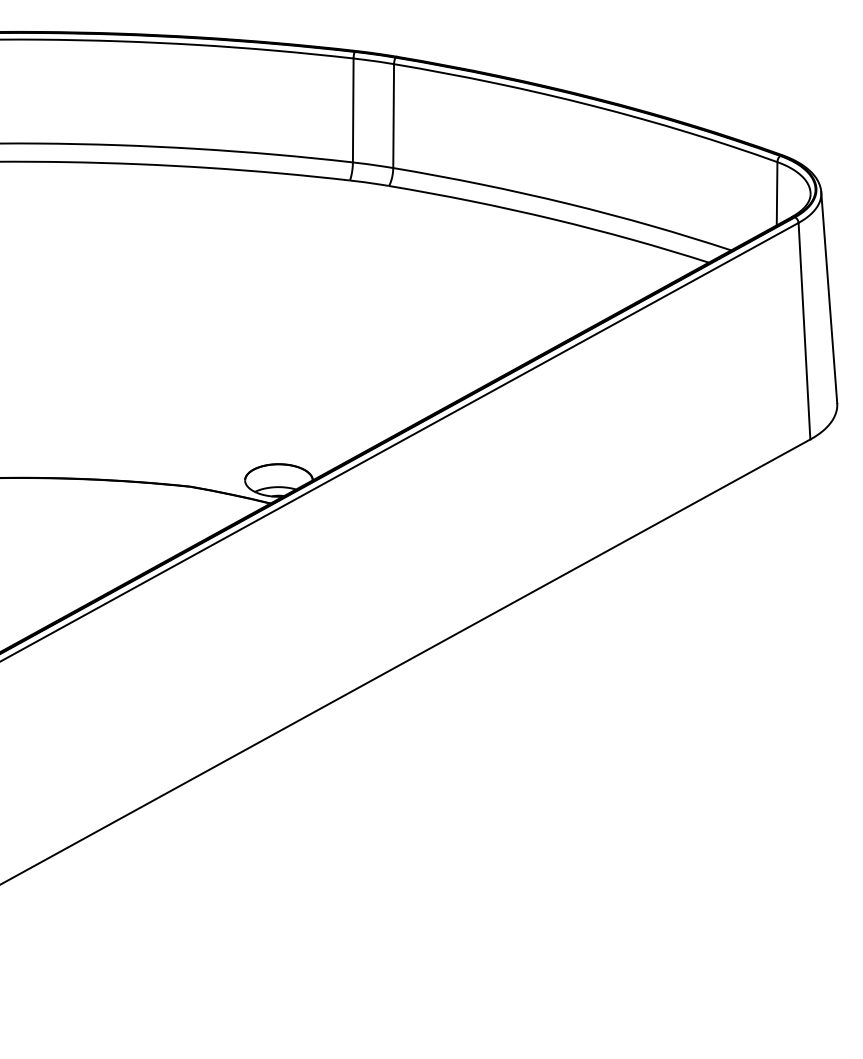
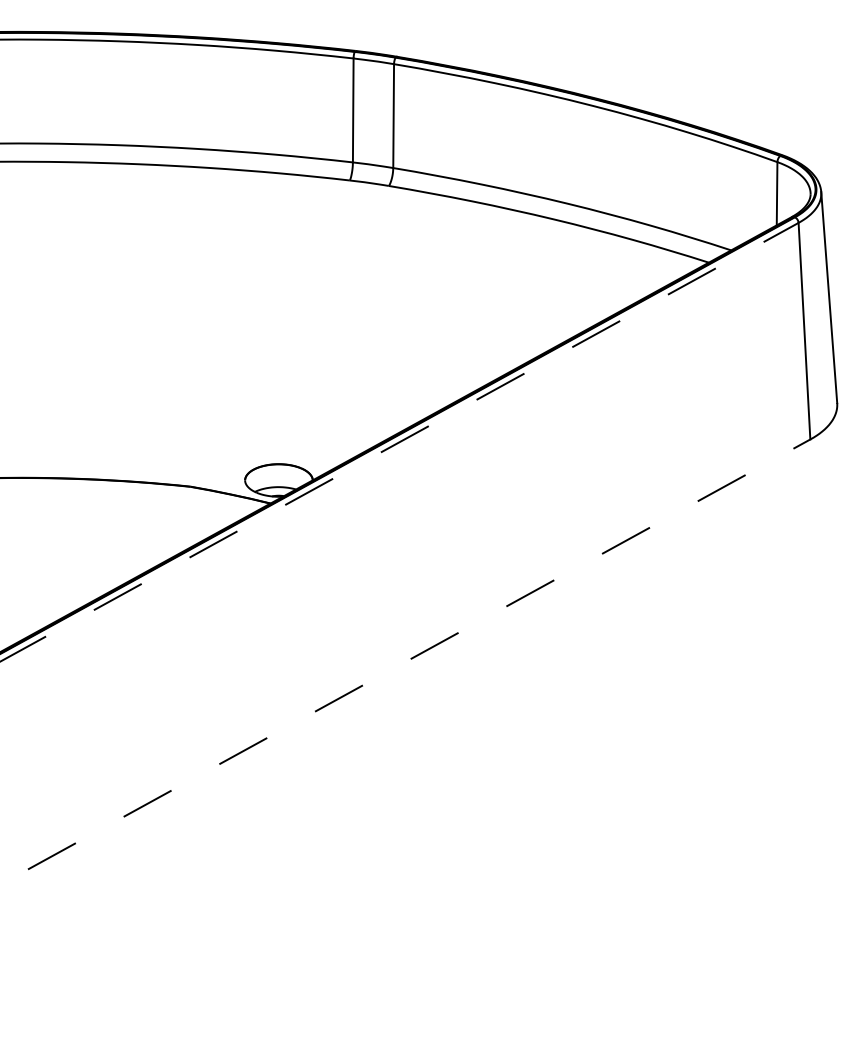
line: solid -> dashed (400, 441)
line: solid -> dashed (405, 661)
